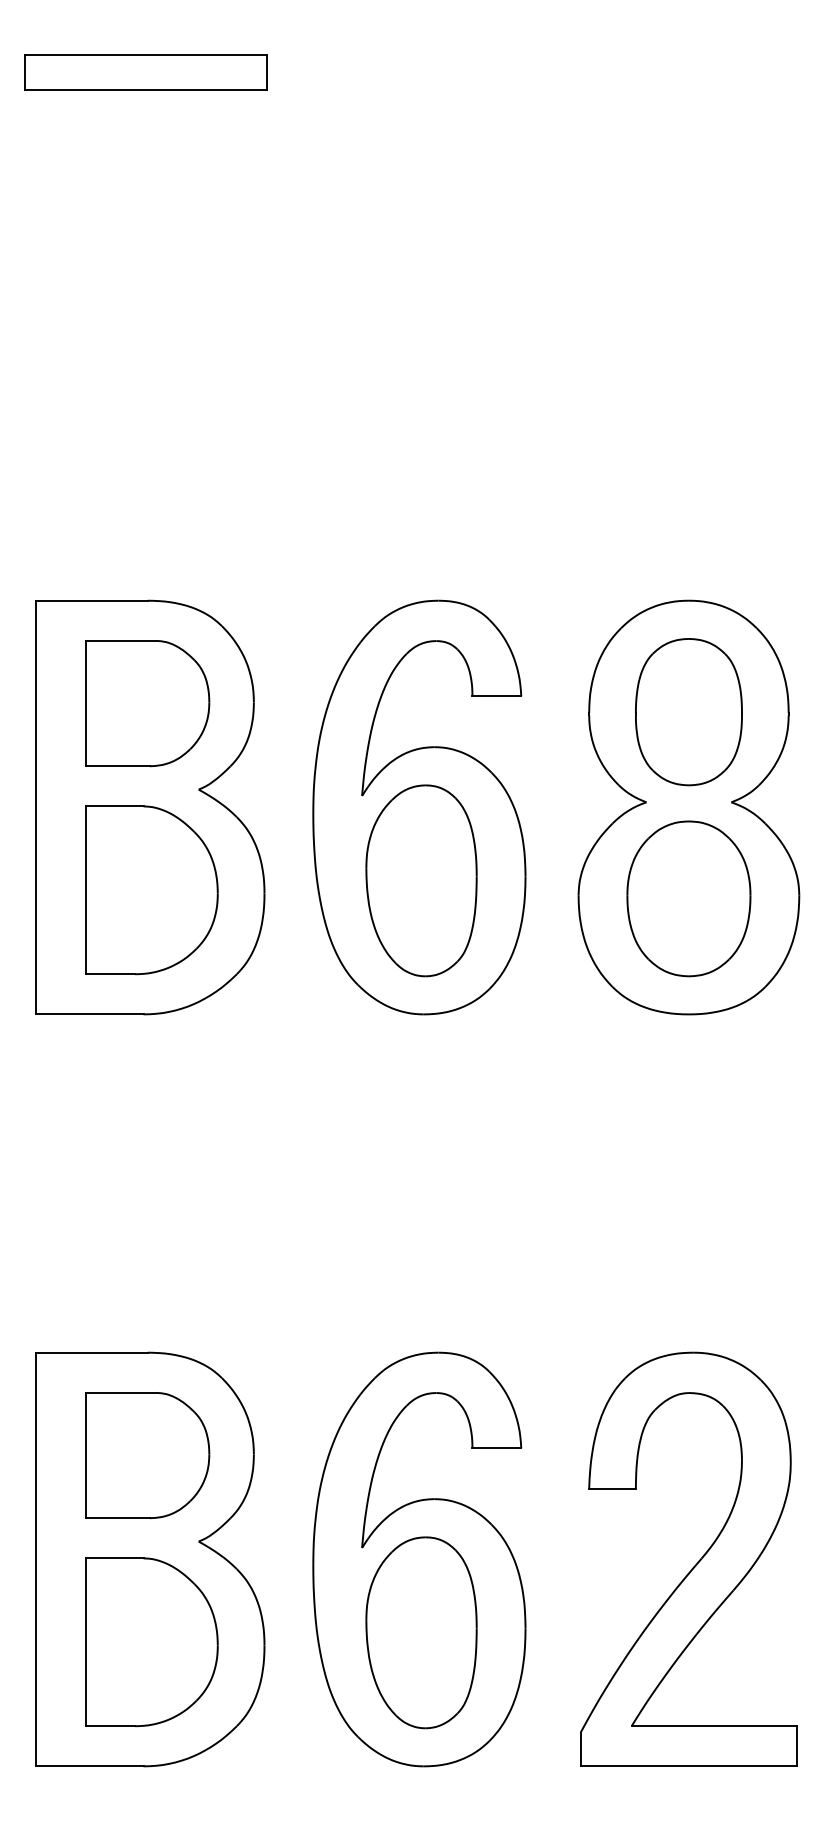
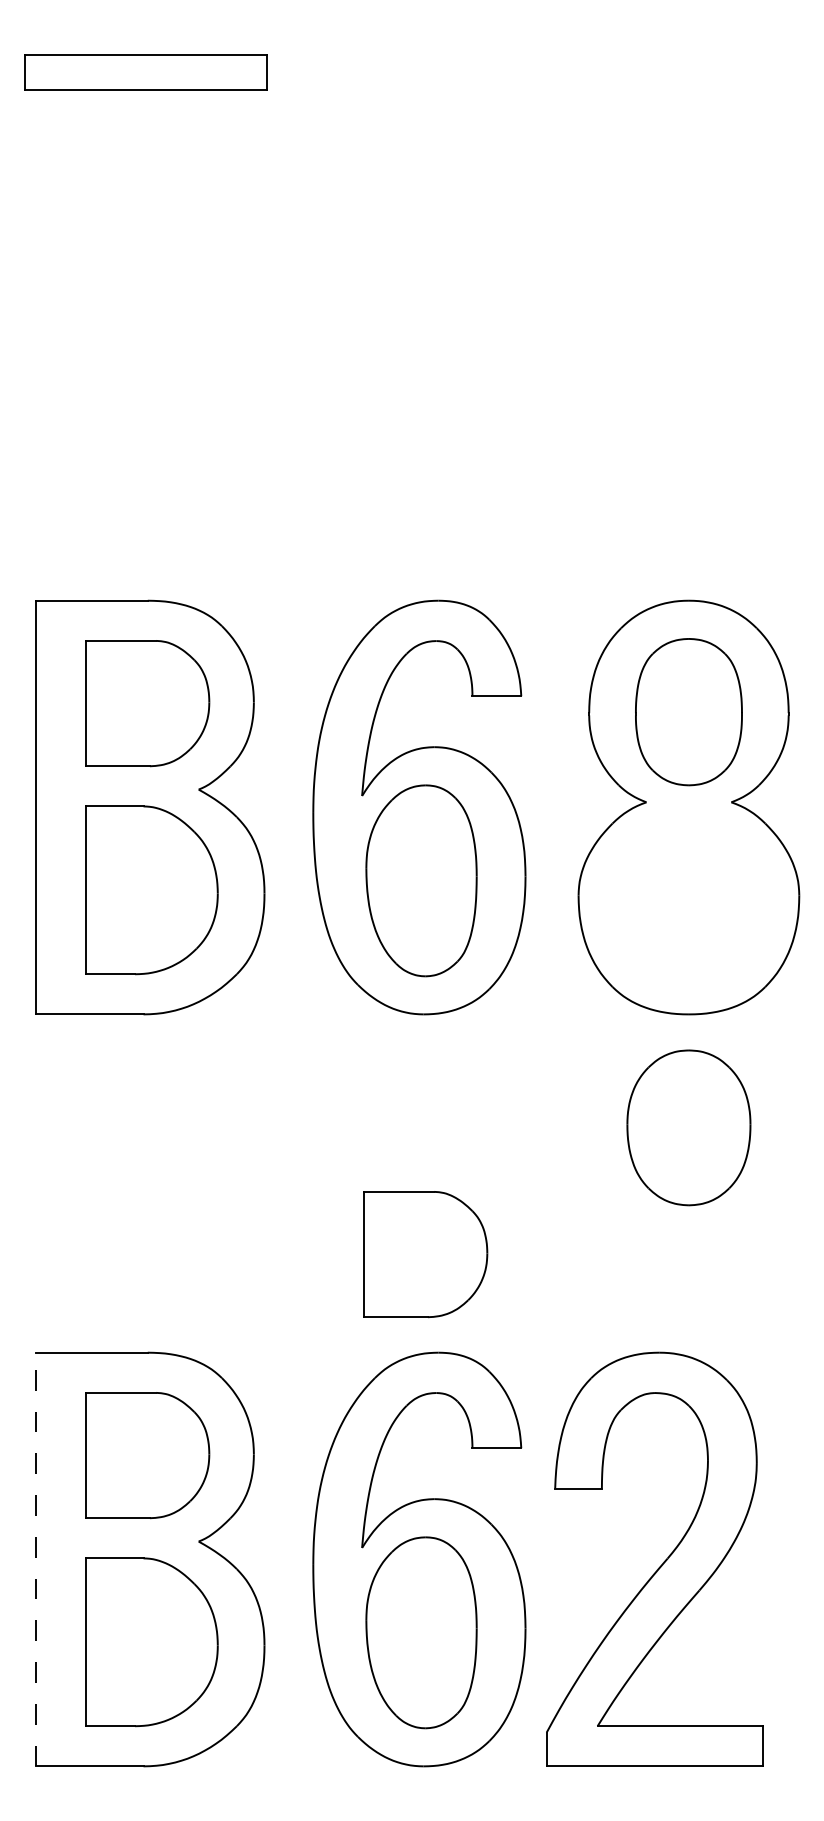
part position: (688, 898) -> (688, 1127) (688, 1127)
part: none -> present (425, 1254)
line: solid -> dashed (36, 1559)
part position: (695, 1564) -> (661, 1564) (661, 1564)
